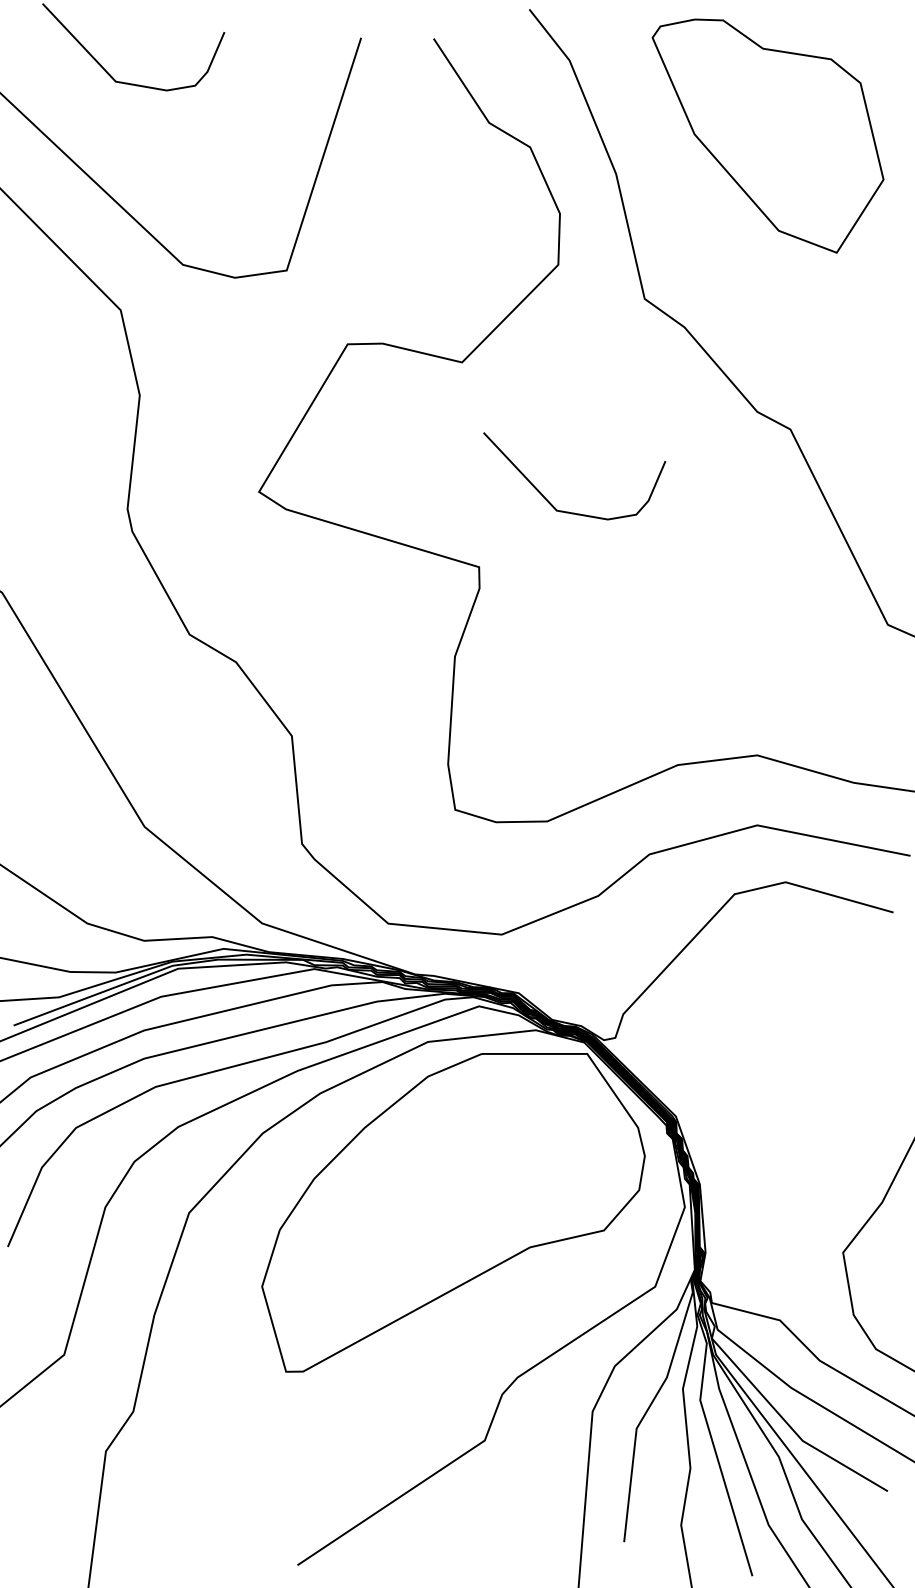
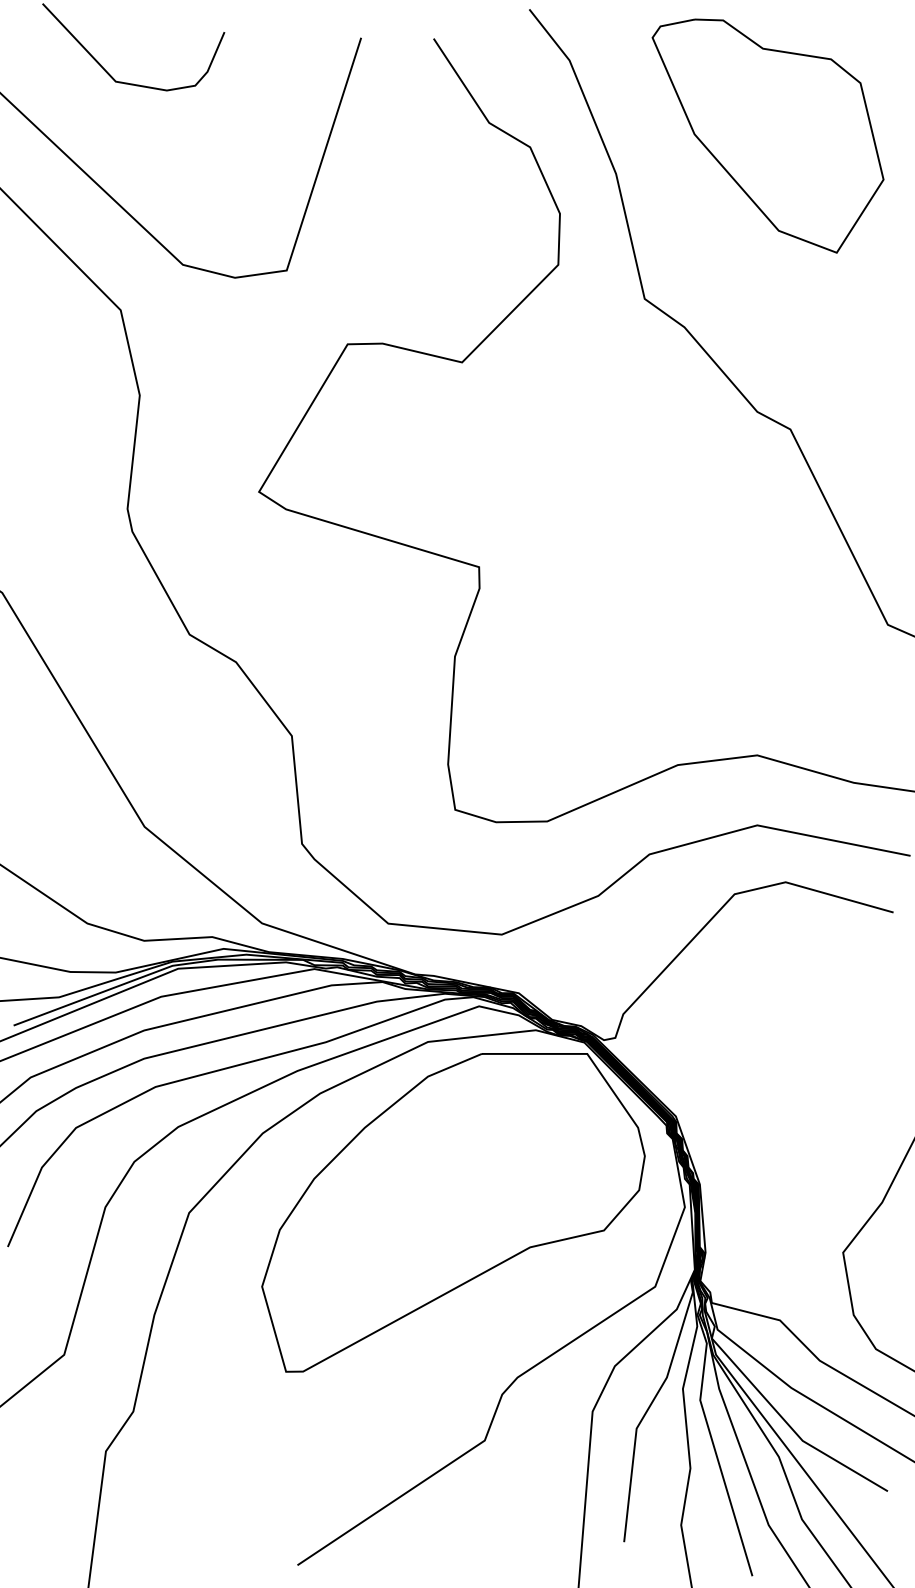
curve: present -> none (549, 501)
